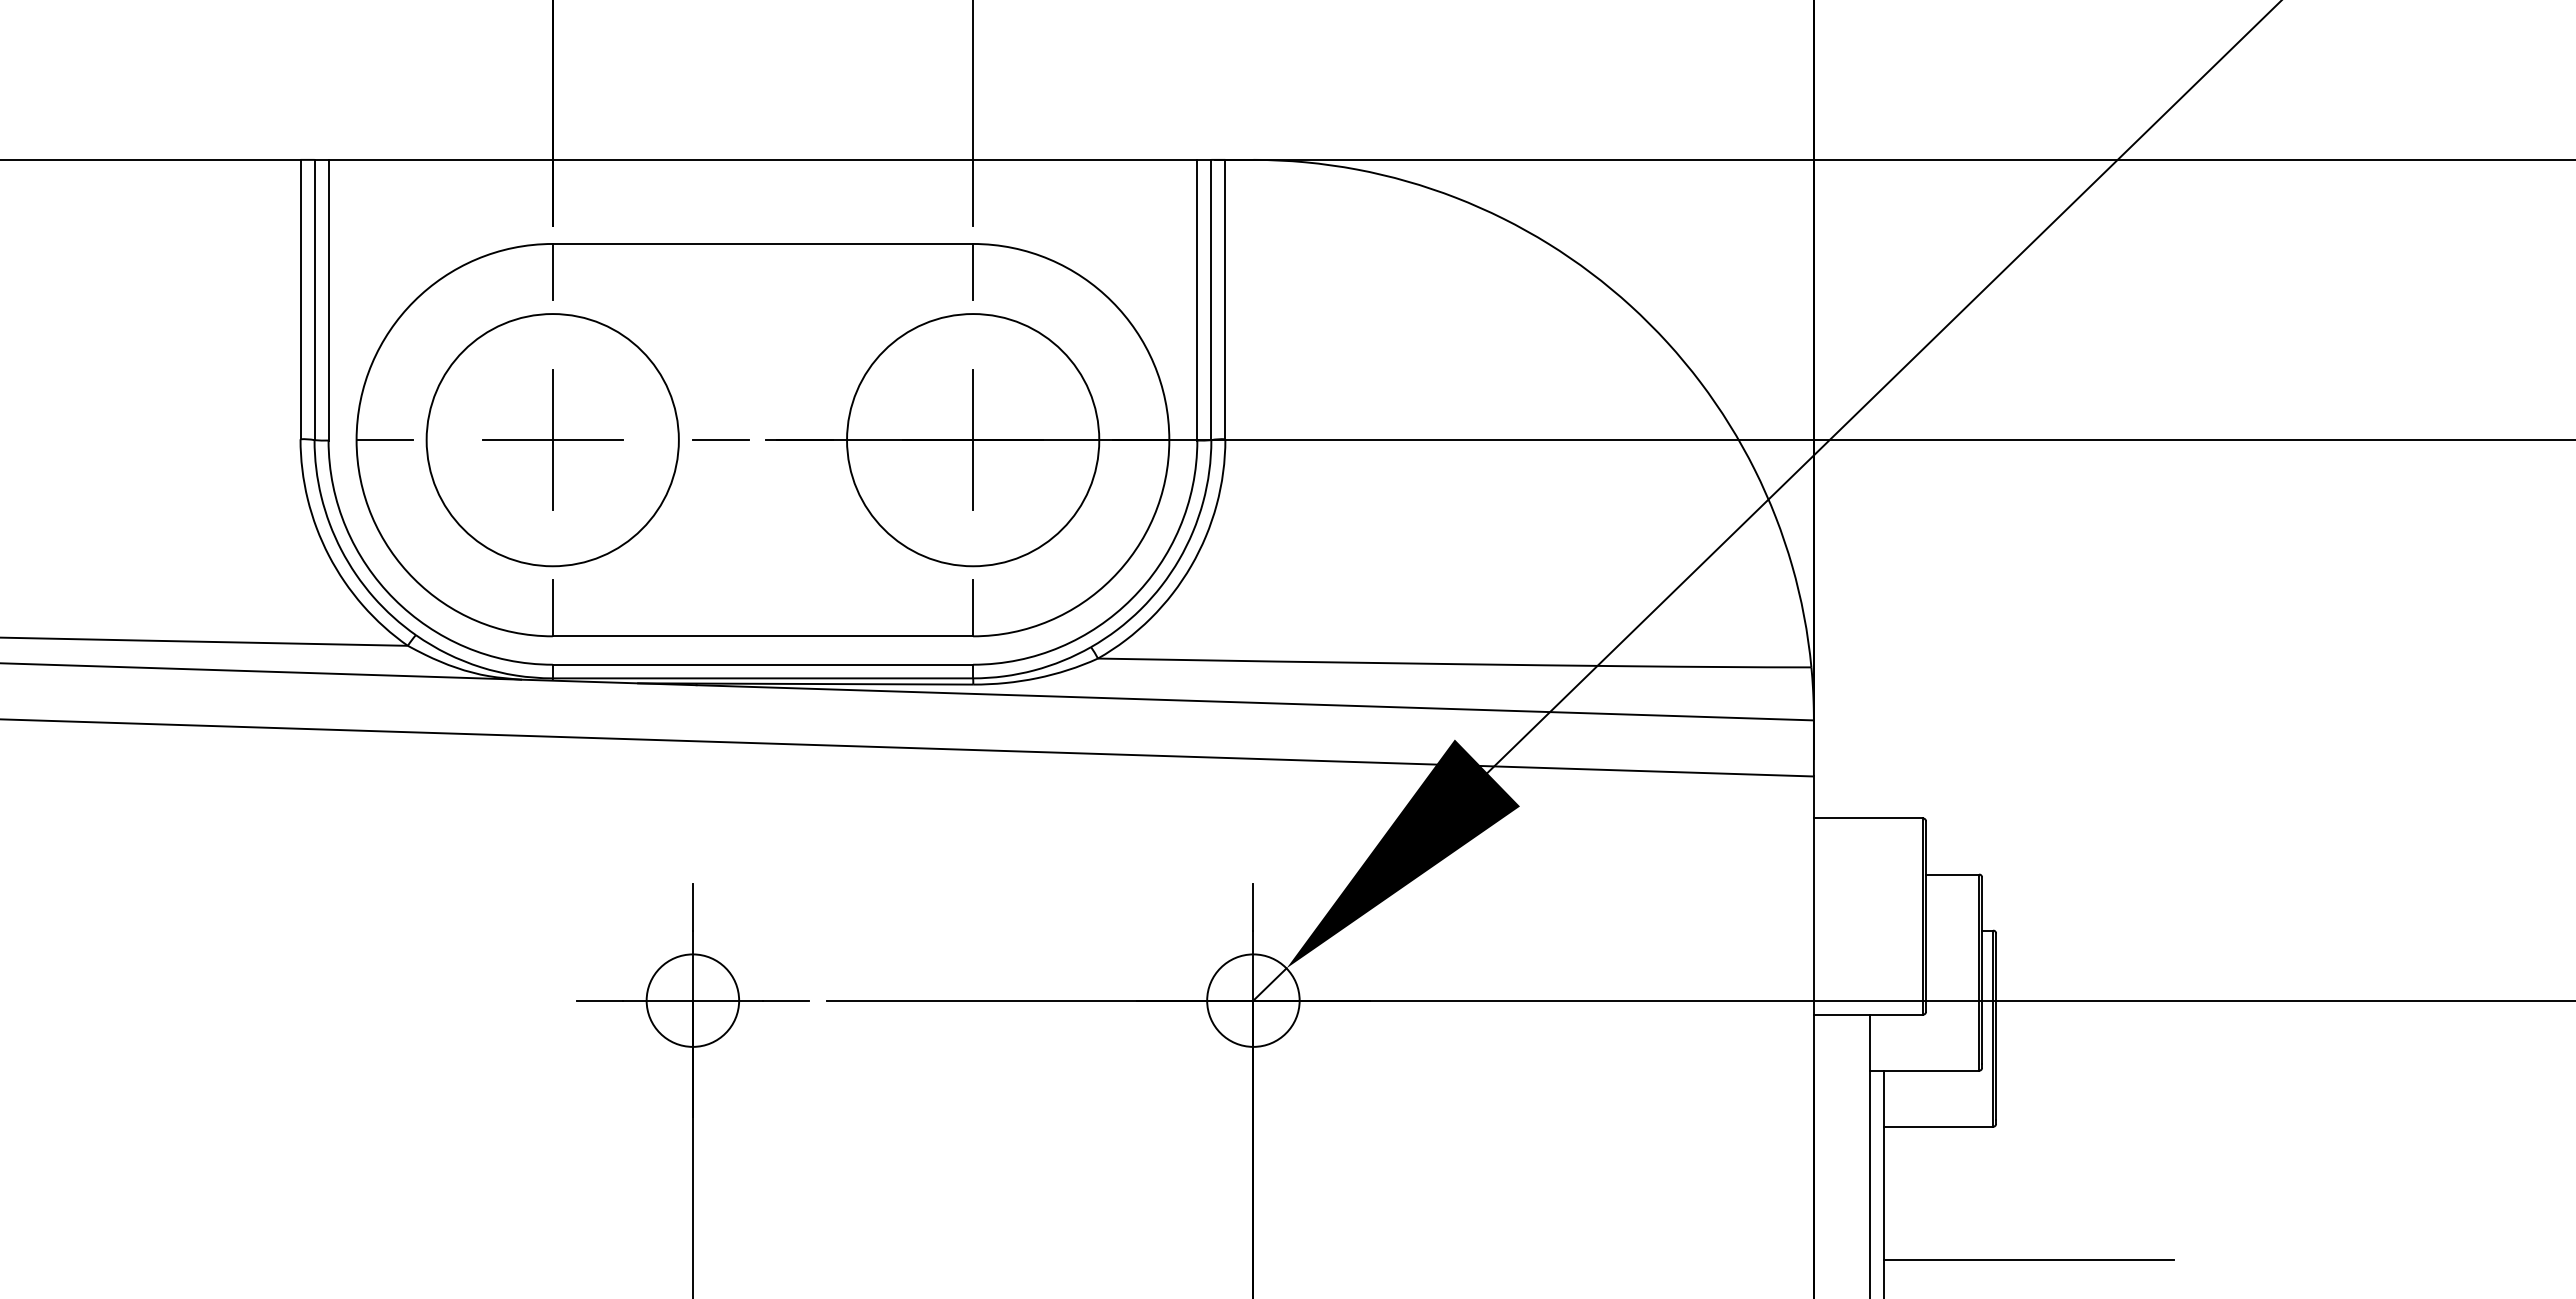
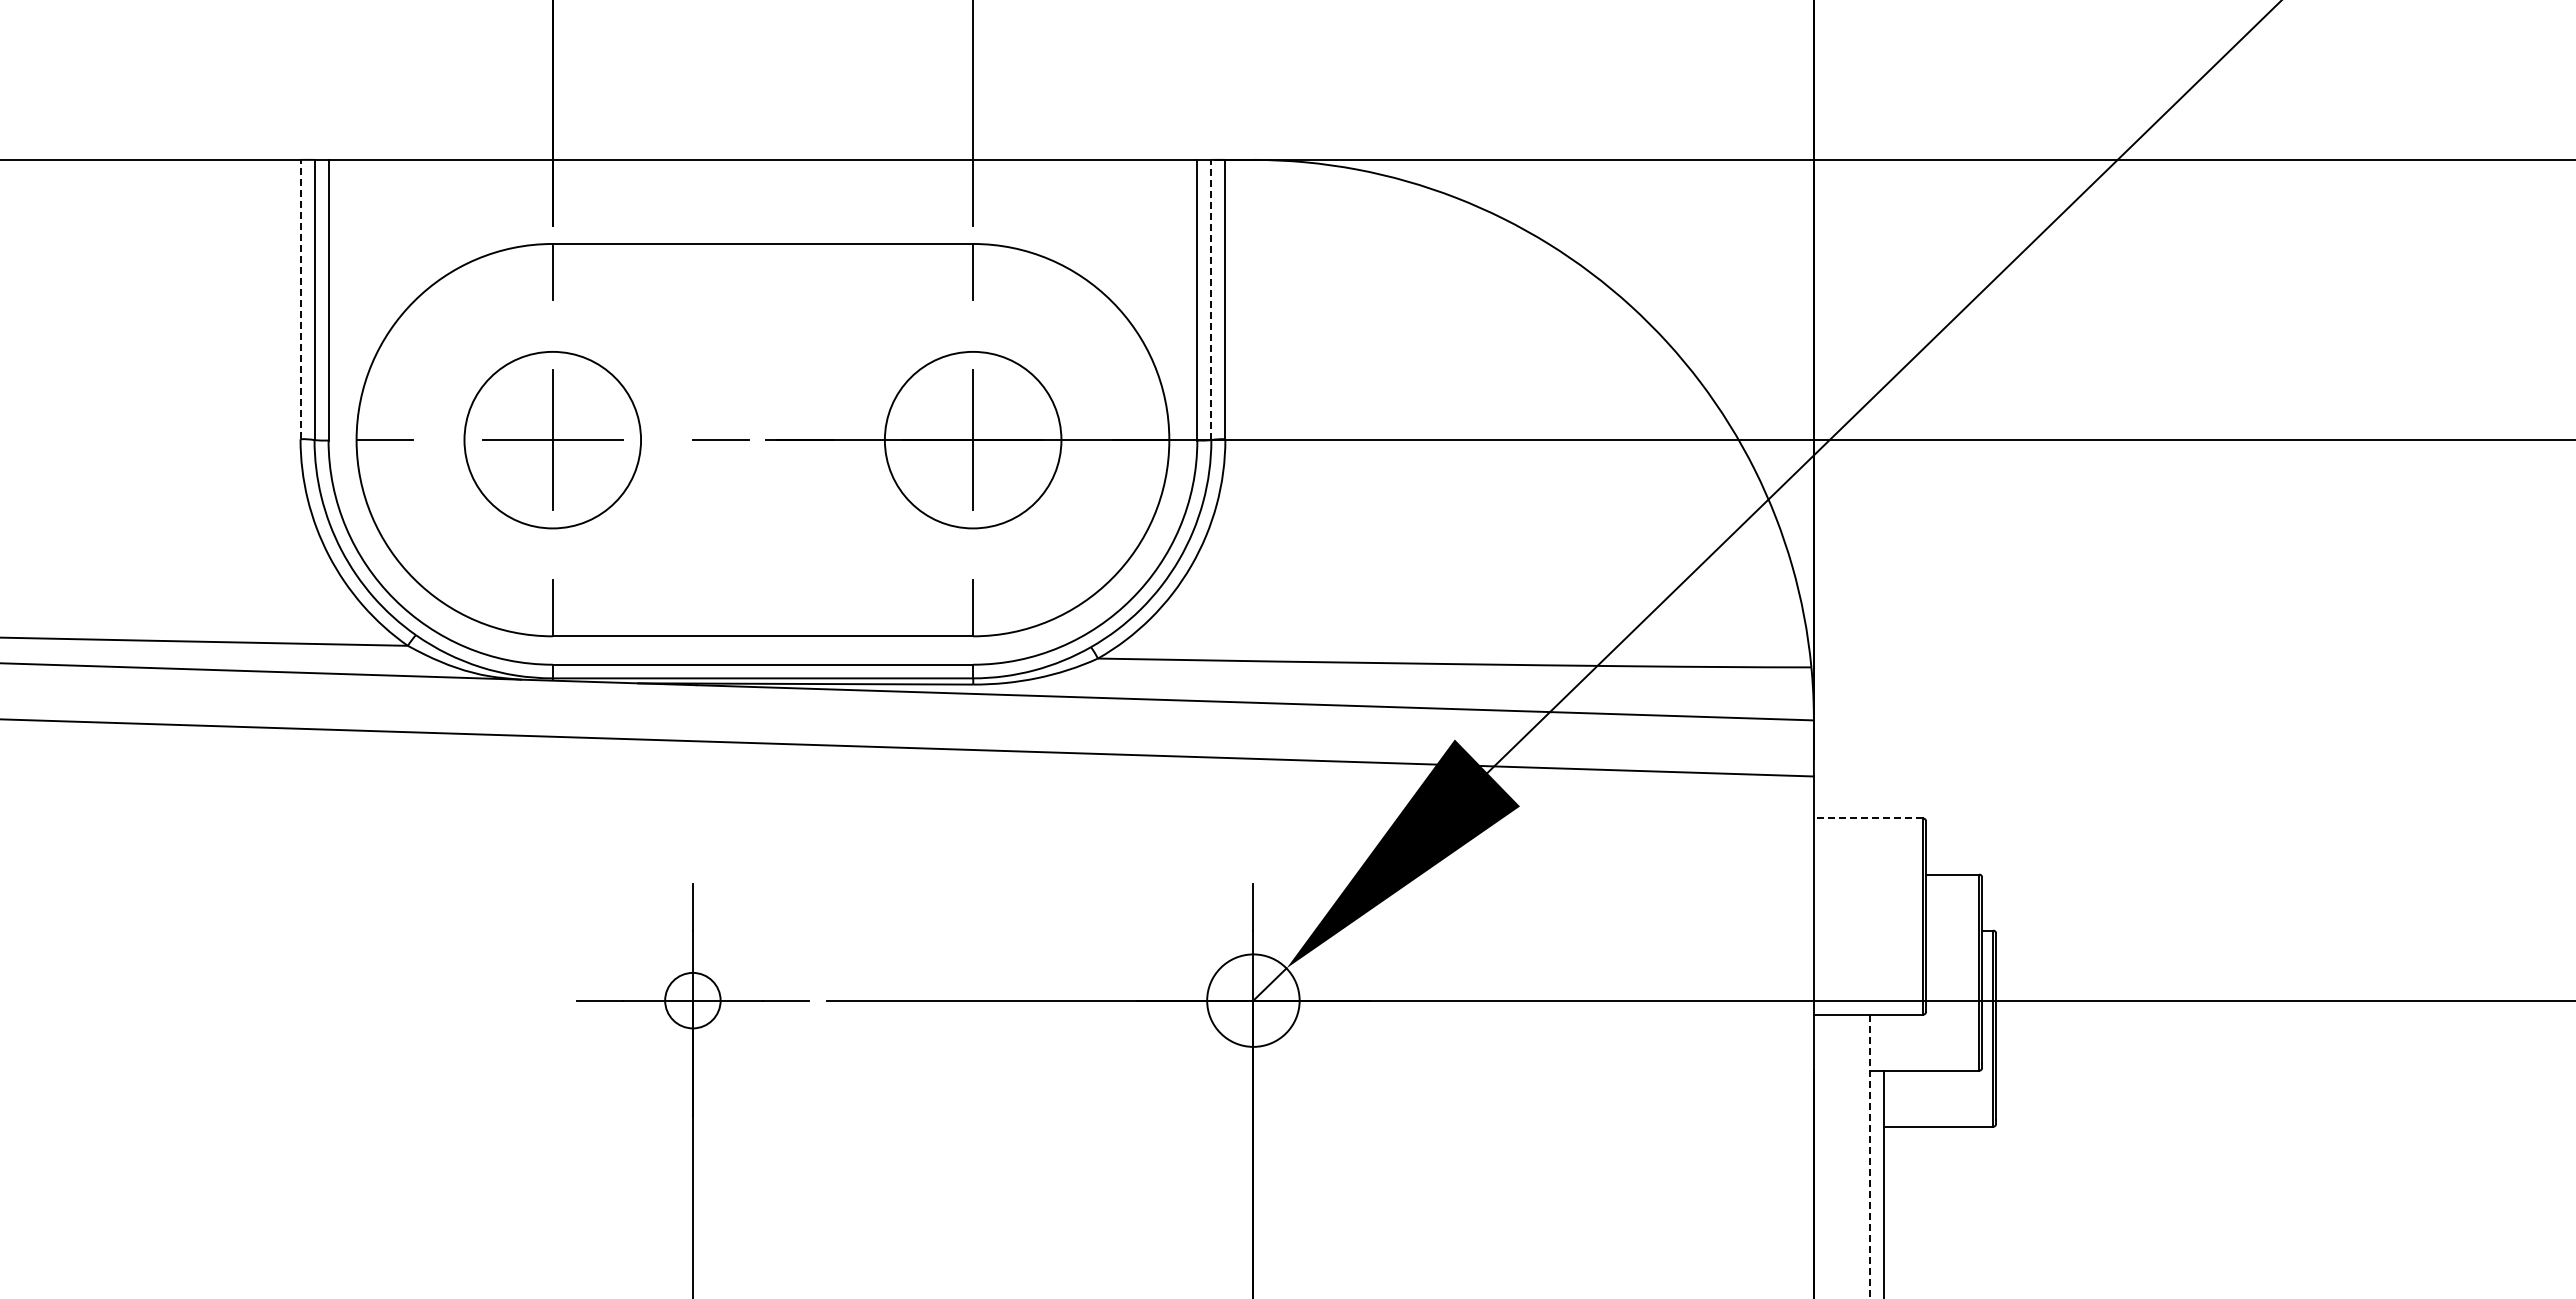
line: solid -> dashed (300, 299)
line: solid -> dashed (1211, 299)
circle diameter: 252 px -> 177 px (552, 439)
circle diameter: 252 px -> 177 px (972, 439)
line: solid -> dashed (1868, 818)
circle diameter: 92 px -> 55 px (692, 1000)
line: solid -> dashed (1869, 1156)
line: present -> none (2028, 1259)
